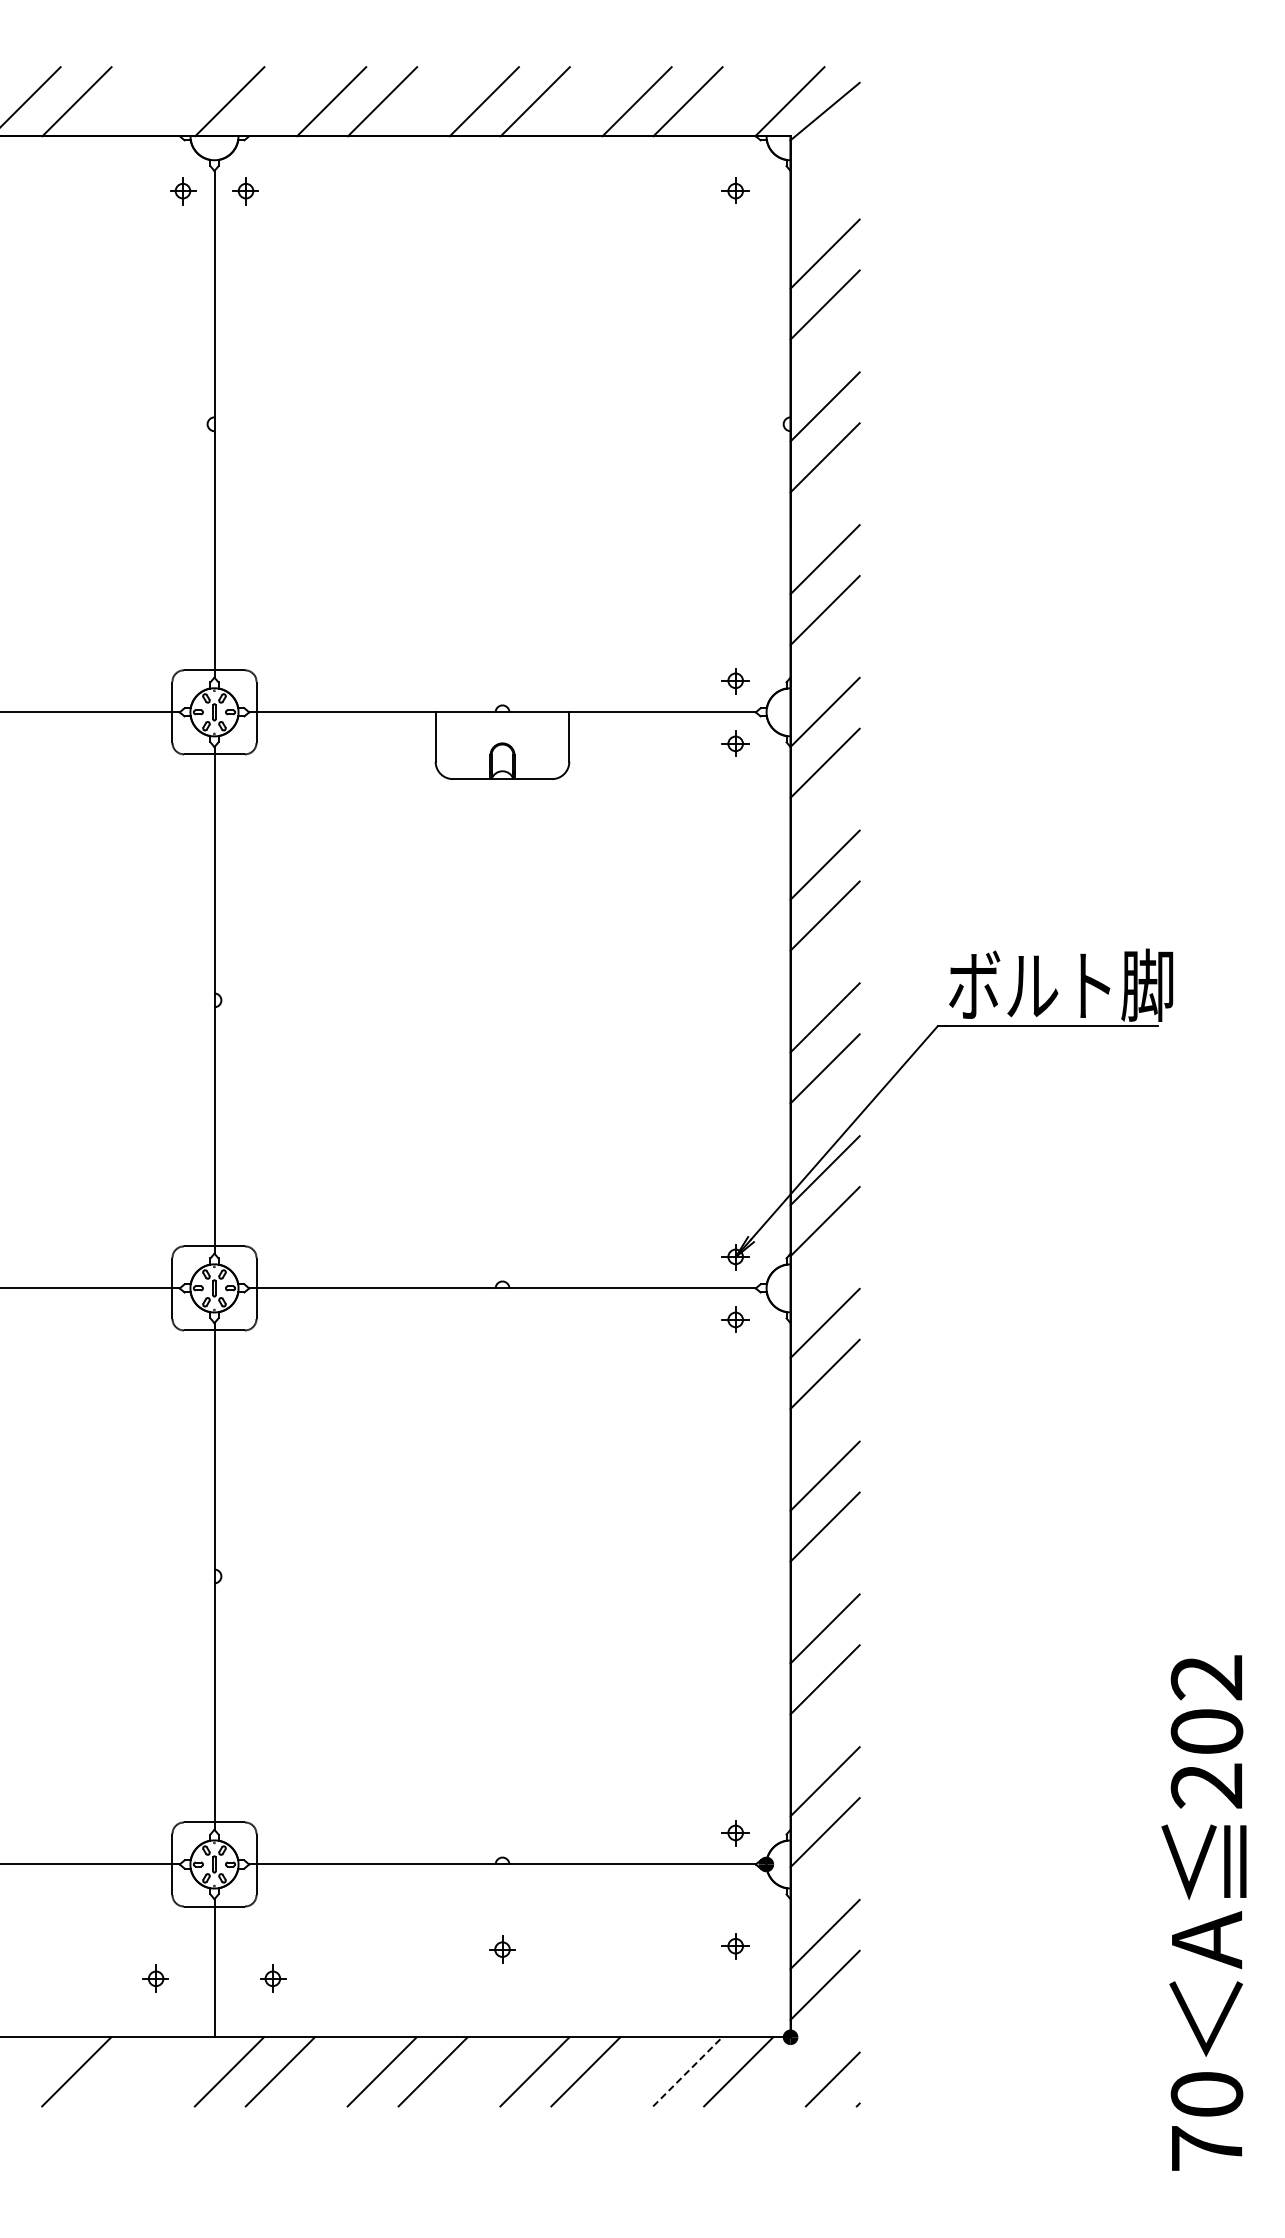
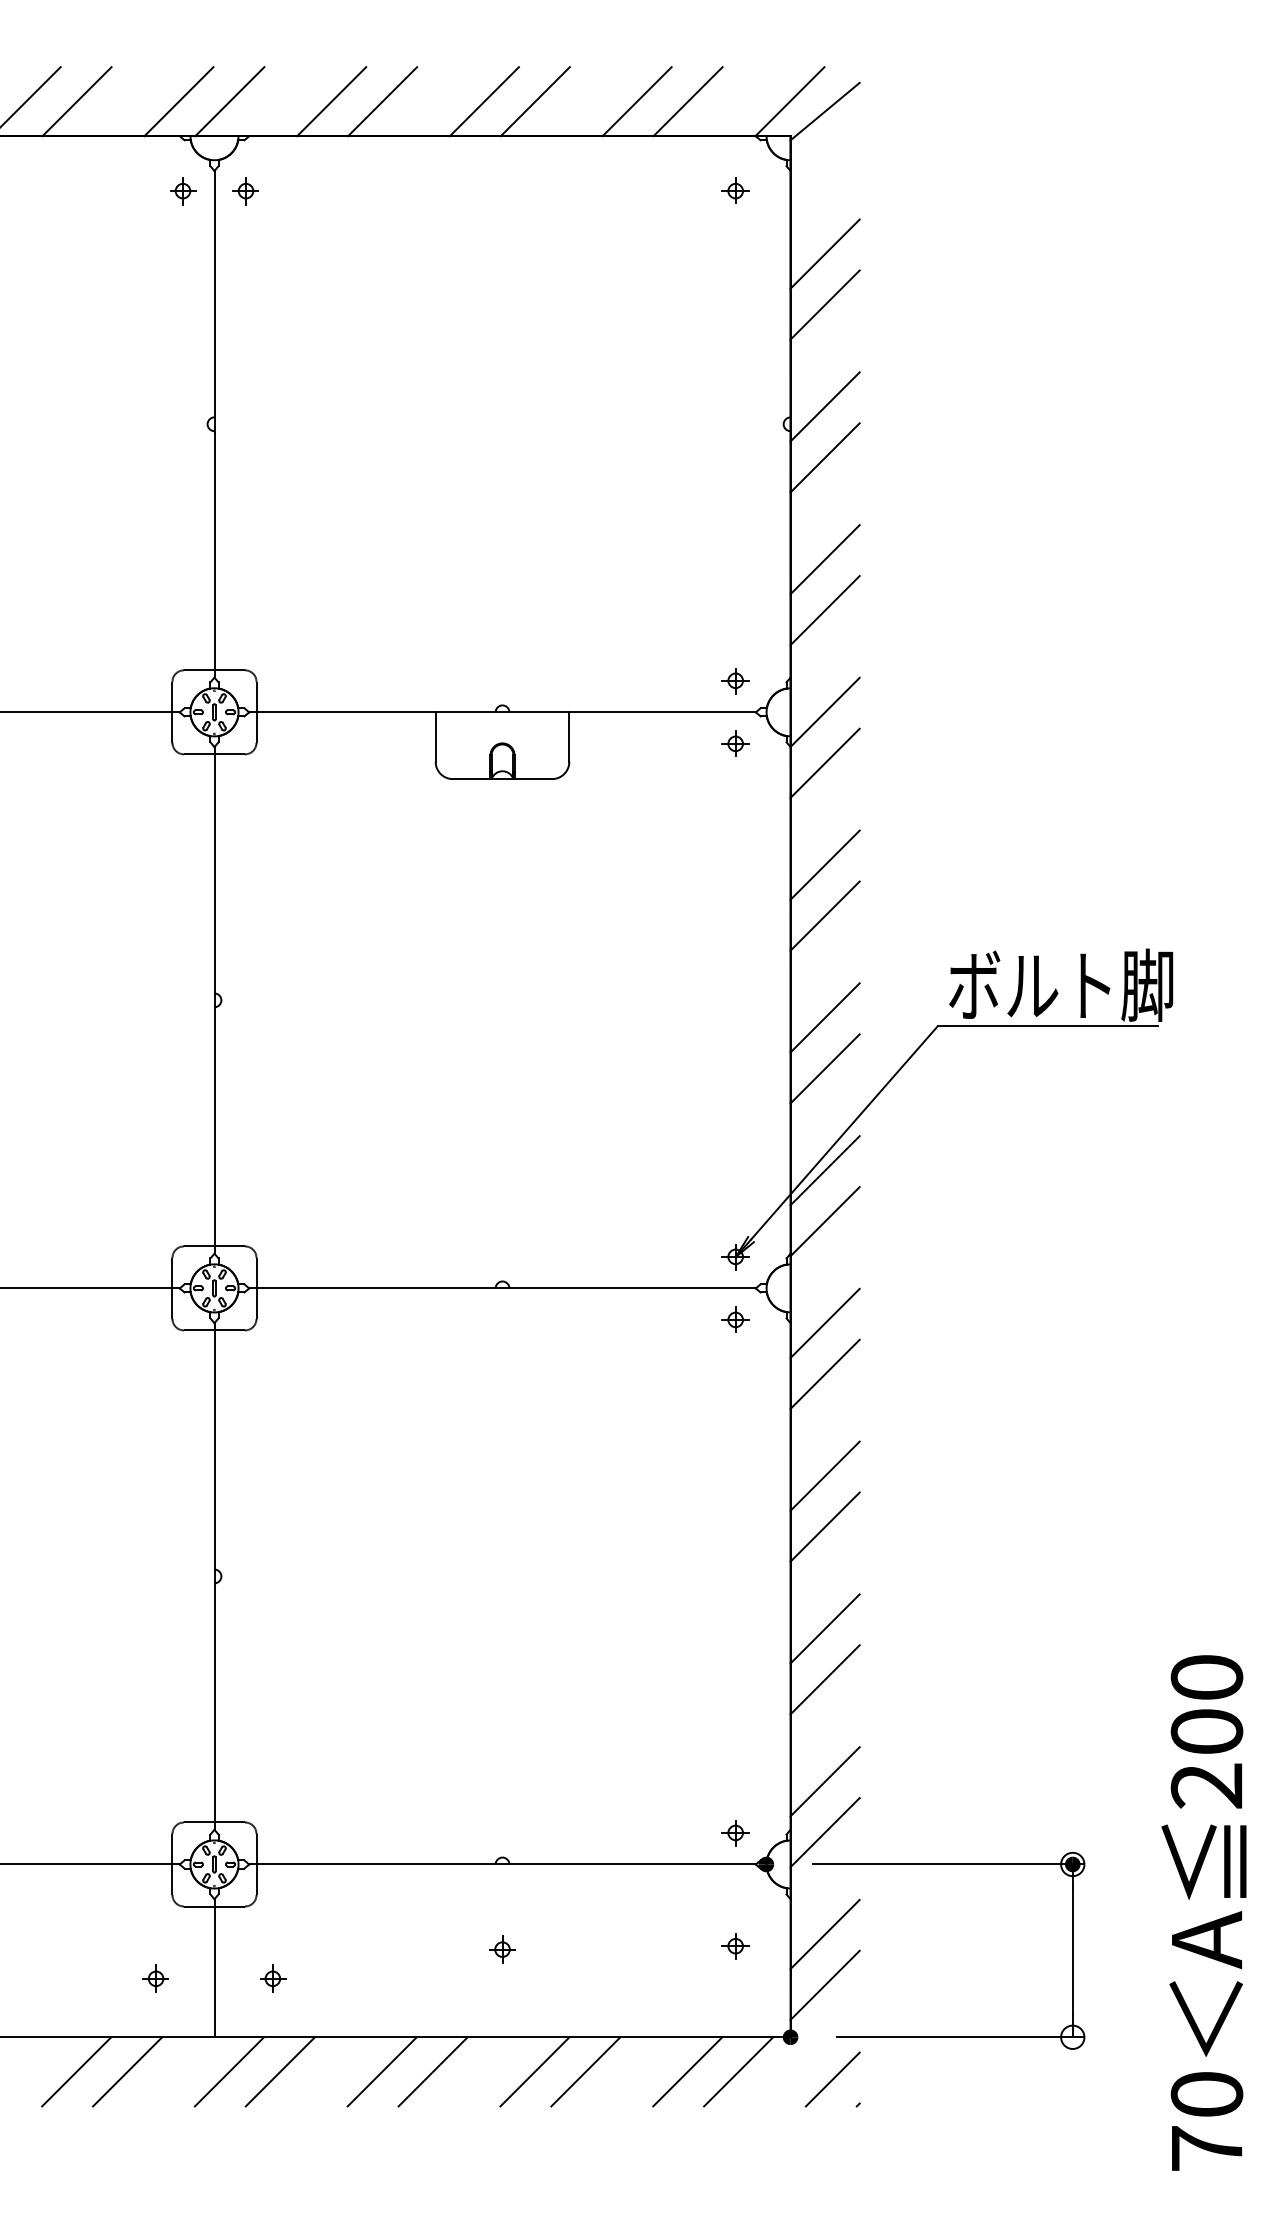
line: none -> present (178, 101)
text: 202 -> 200 (1206, 1677)
part: none -> present (948, 1864)
line: none -> present (127, 2071)
line: dashed -> solid (687, 2071)
